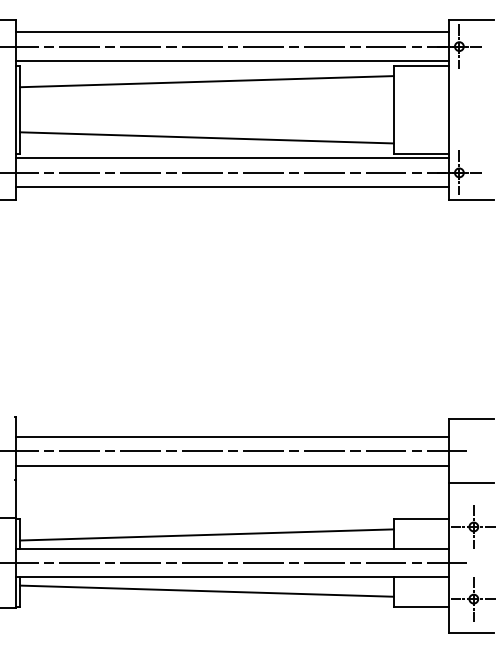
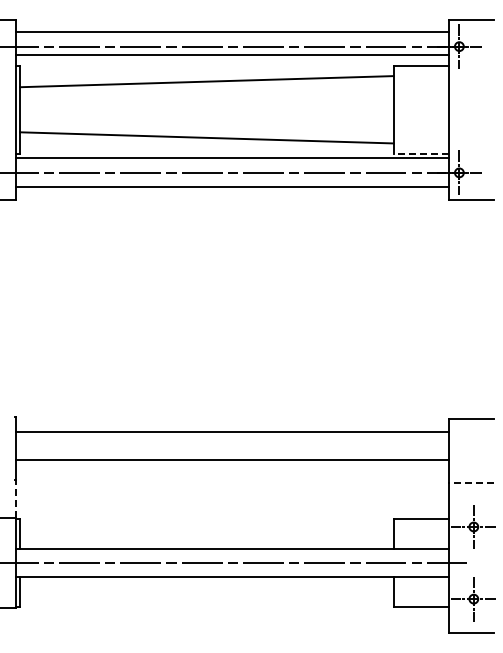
line position: (231, 61) -> (231, 55) (231, 55)
line: solid -> dashed (421, 153)
line position: (231, 436) -> (231, 431) (231, 431)
line: present -> none (234, 451)
line position: (231, 465) -> (231, 459) (231, 459)
line: solid -> dashed (471, 483)
line: solid -> dashed (15, 499)
line: present -> none (206, 534)
line: present -> none (206, 590)
